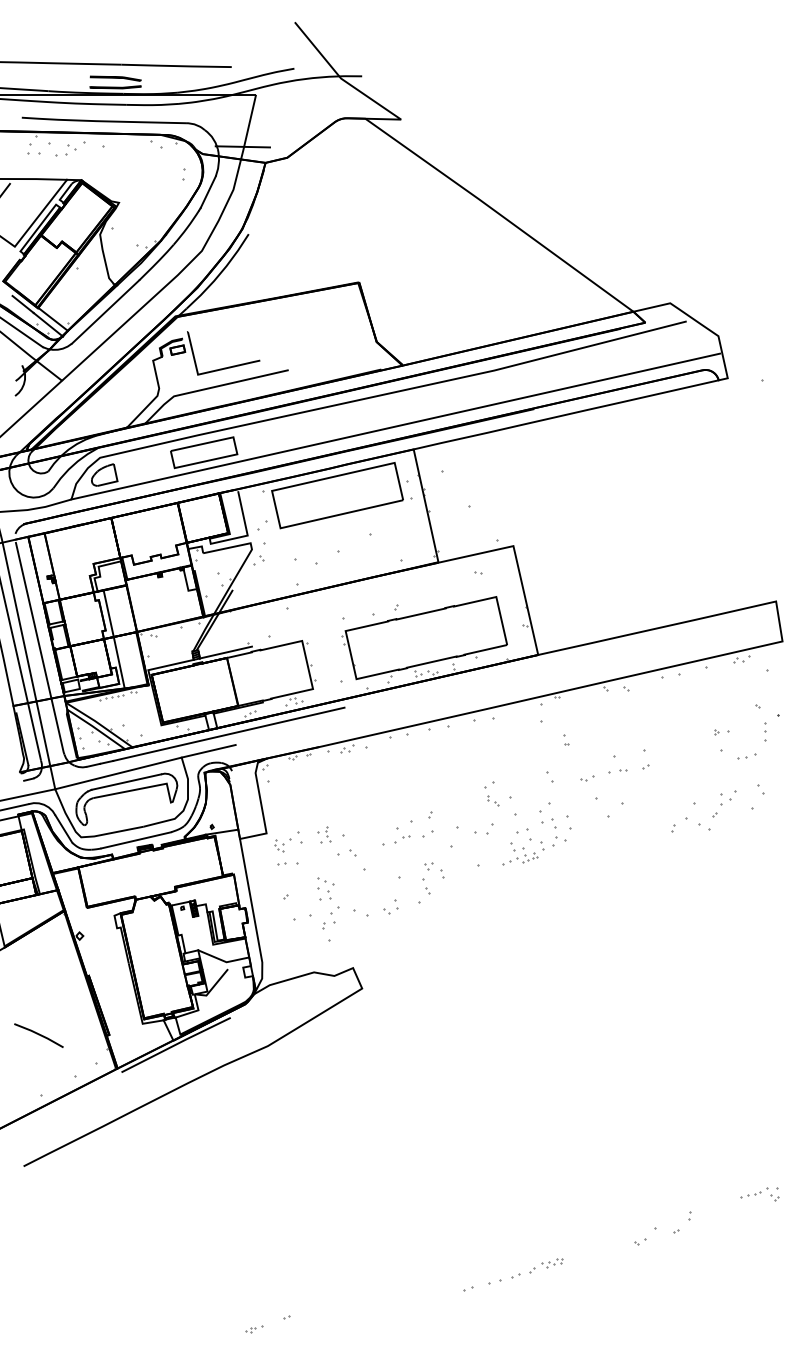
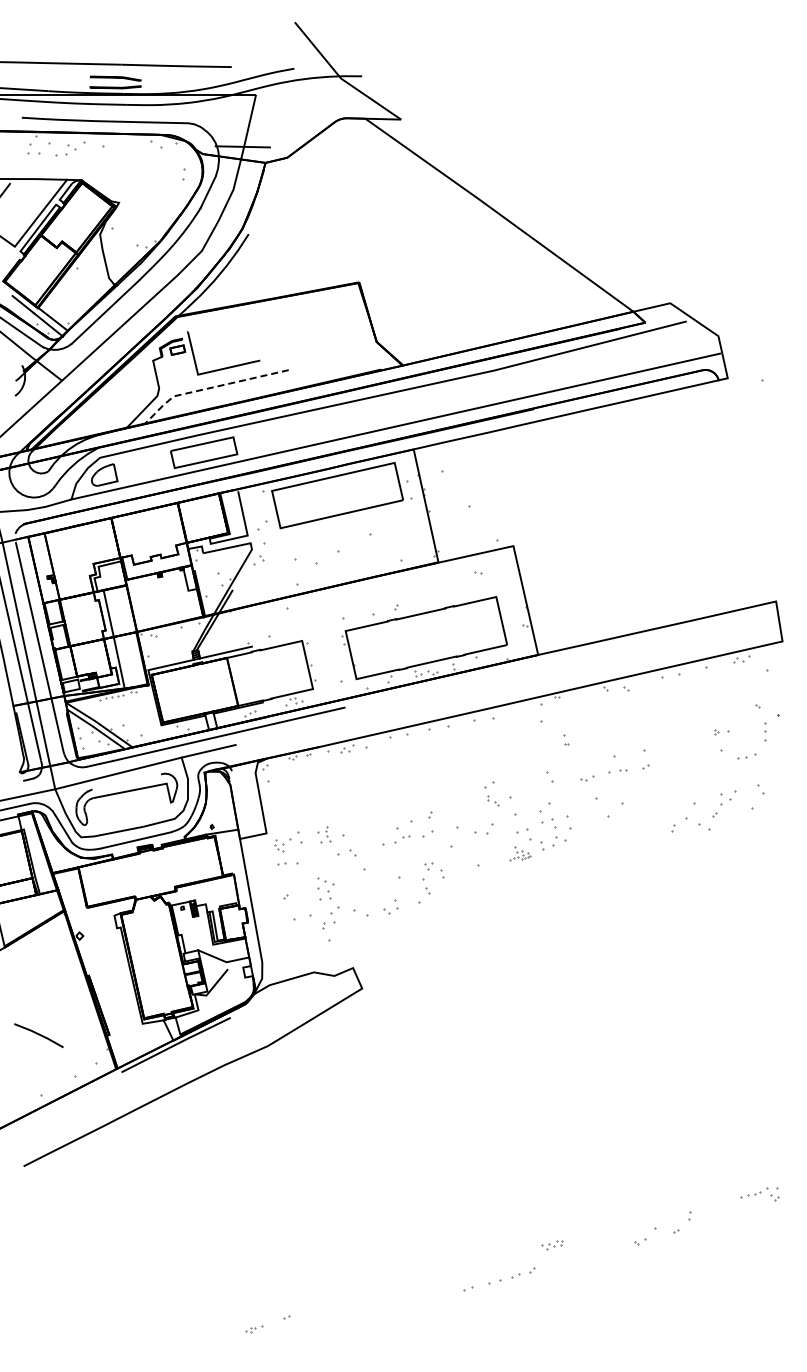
line: solid -> dashed (210, 387)
line: present -> none (126, 781)
part size: 37x24 px -> 23x16 px (520, 853)
part position: (552, 1263) -> (552, 1245) (552, 1245)
